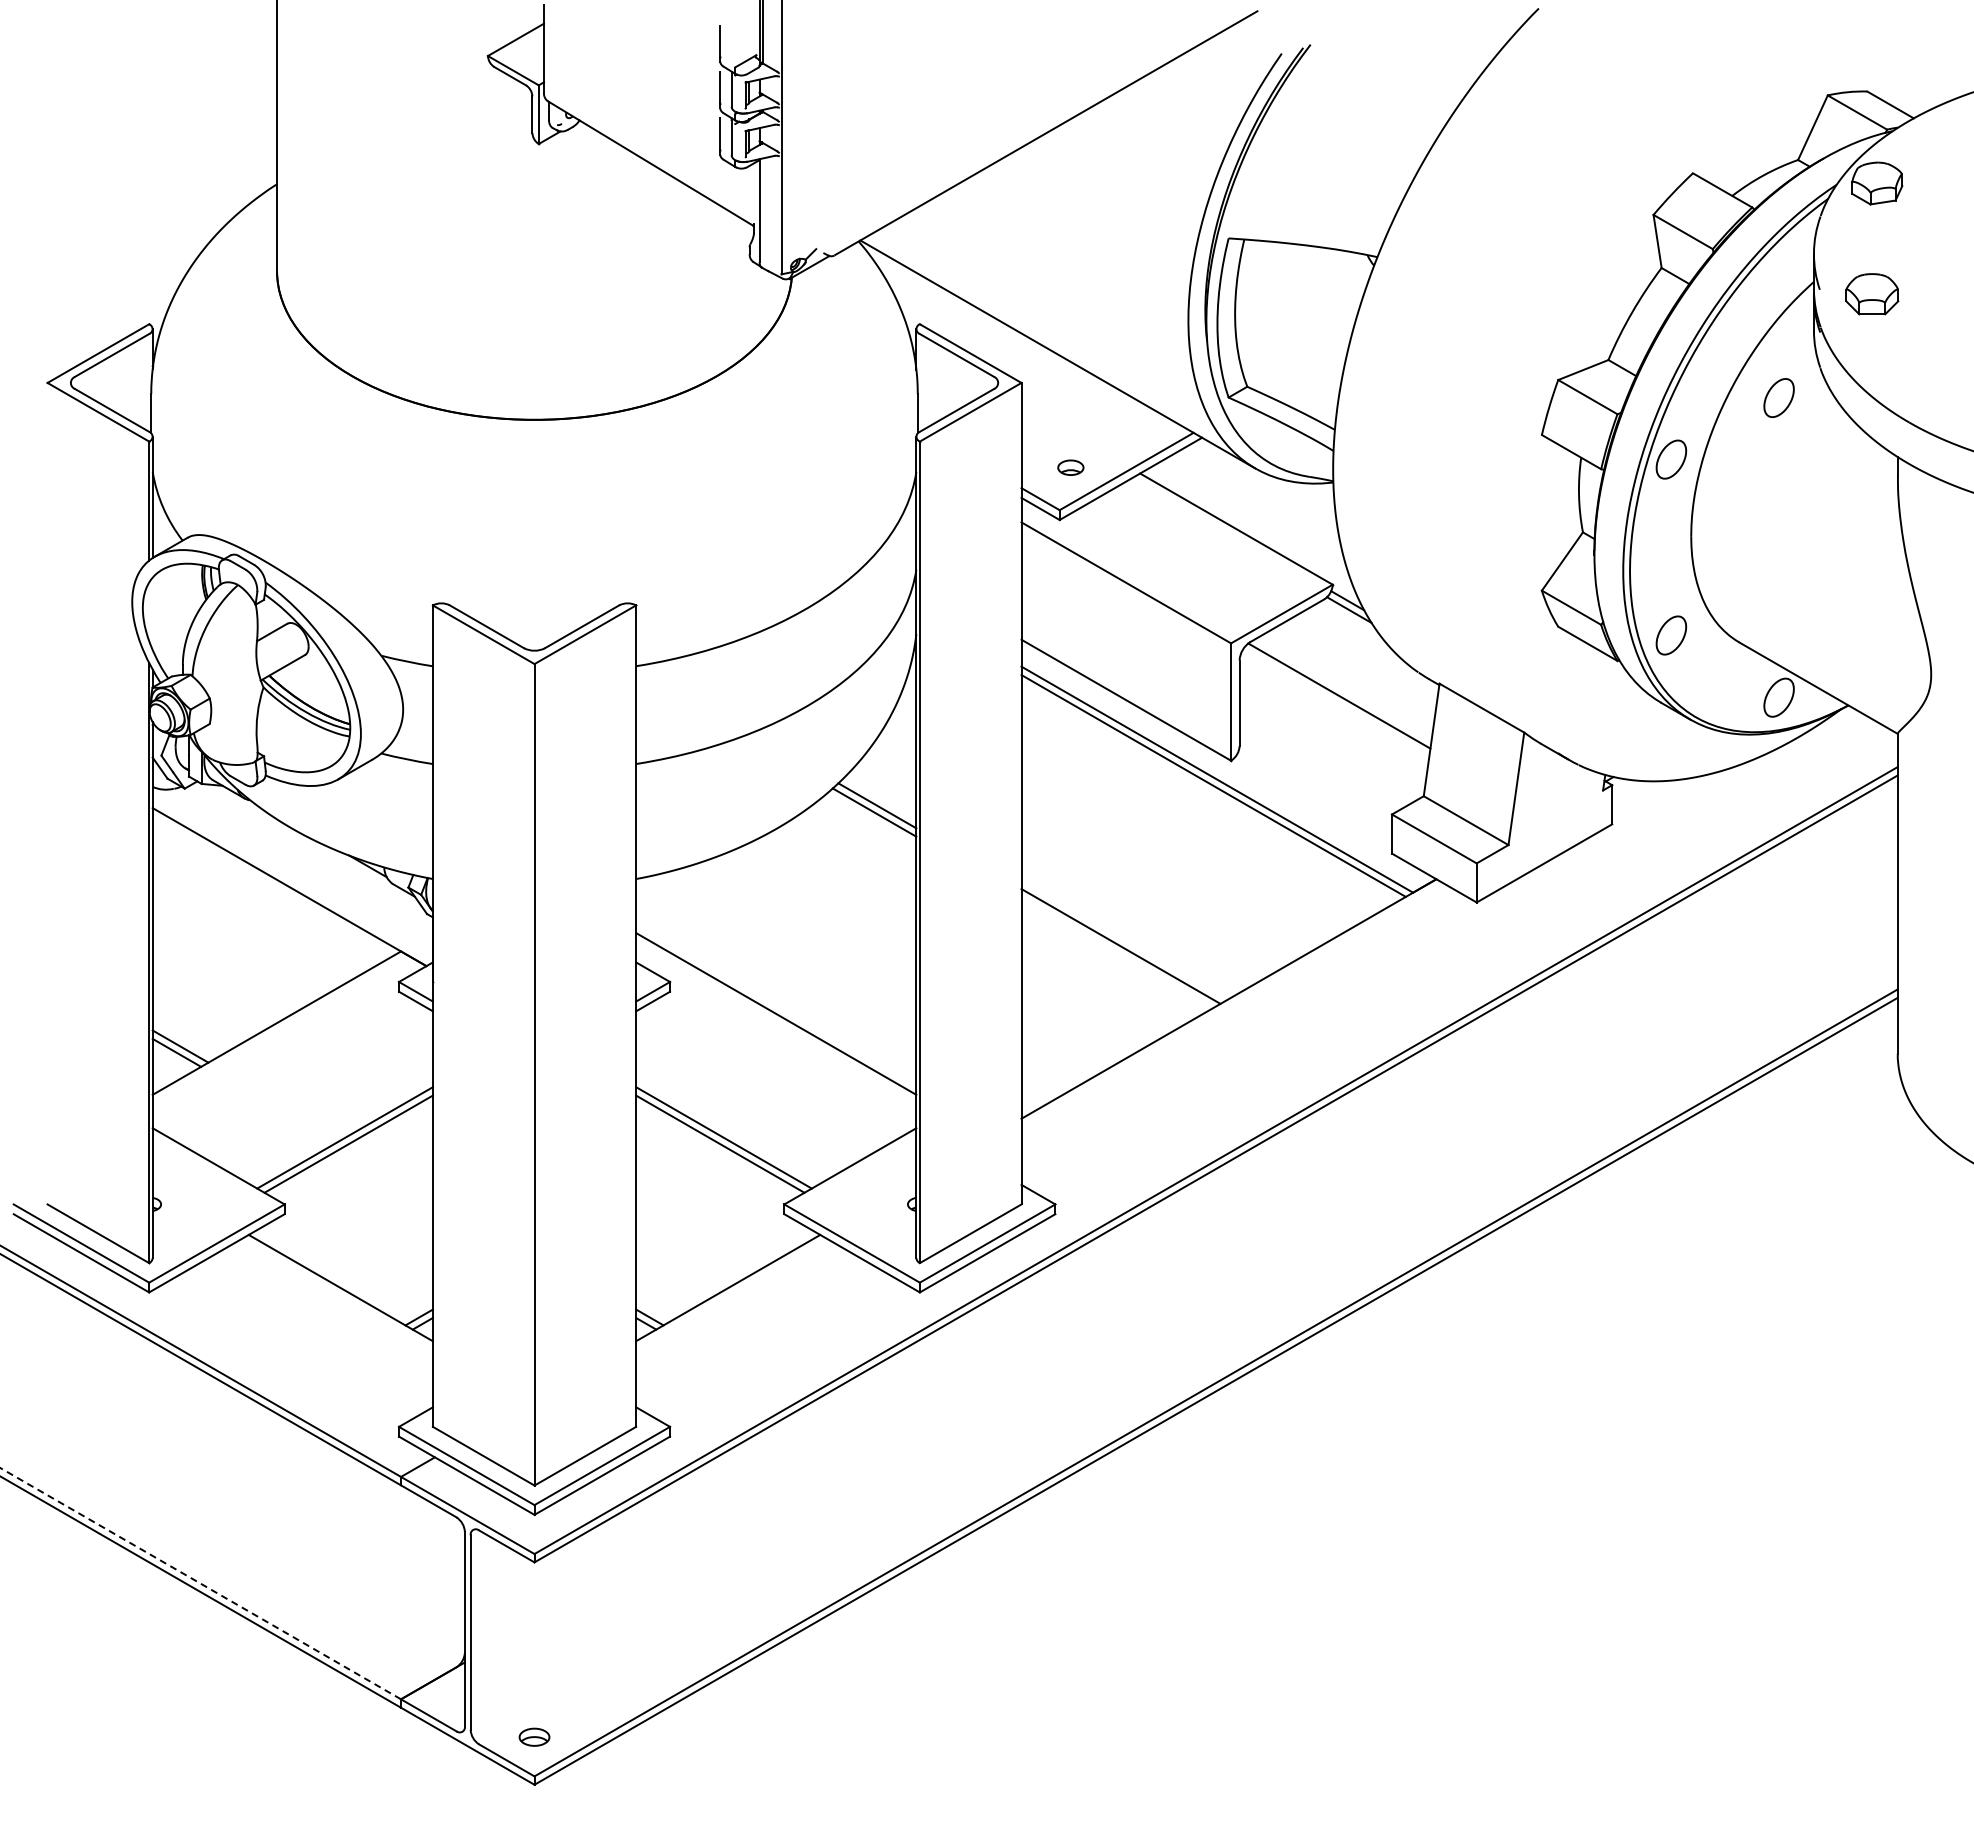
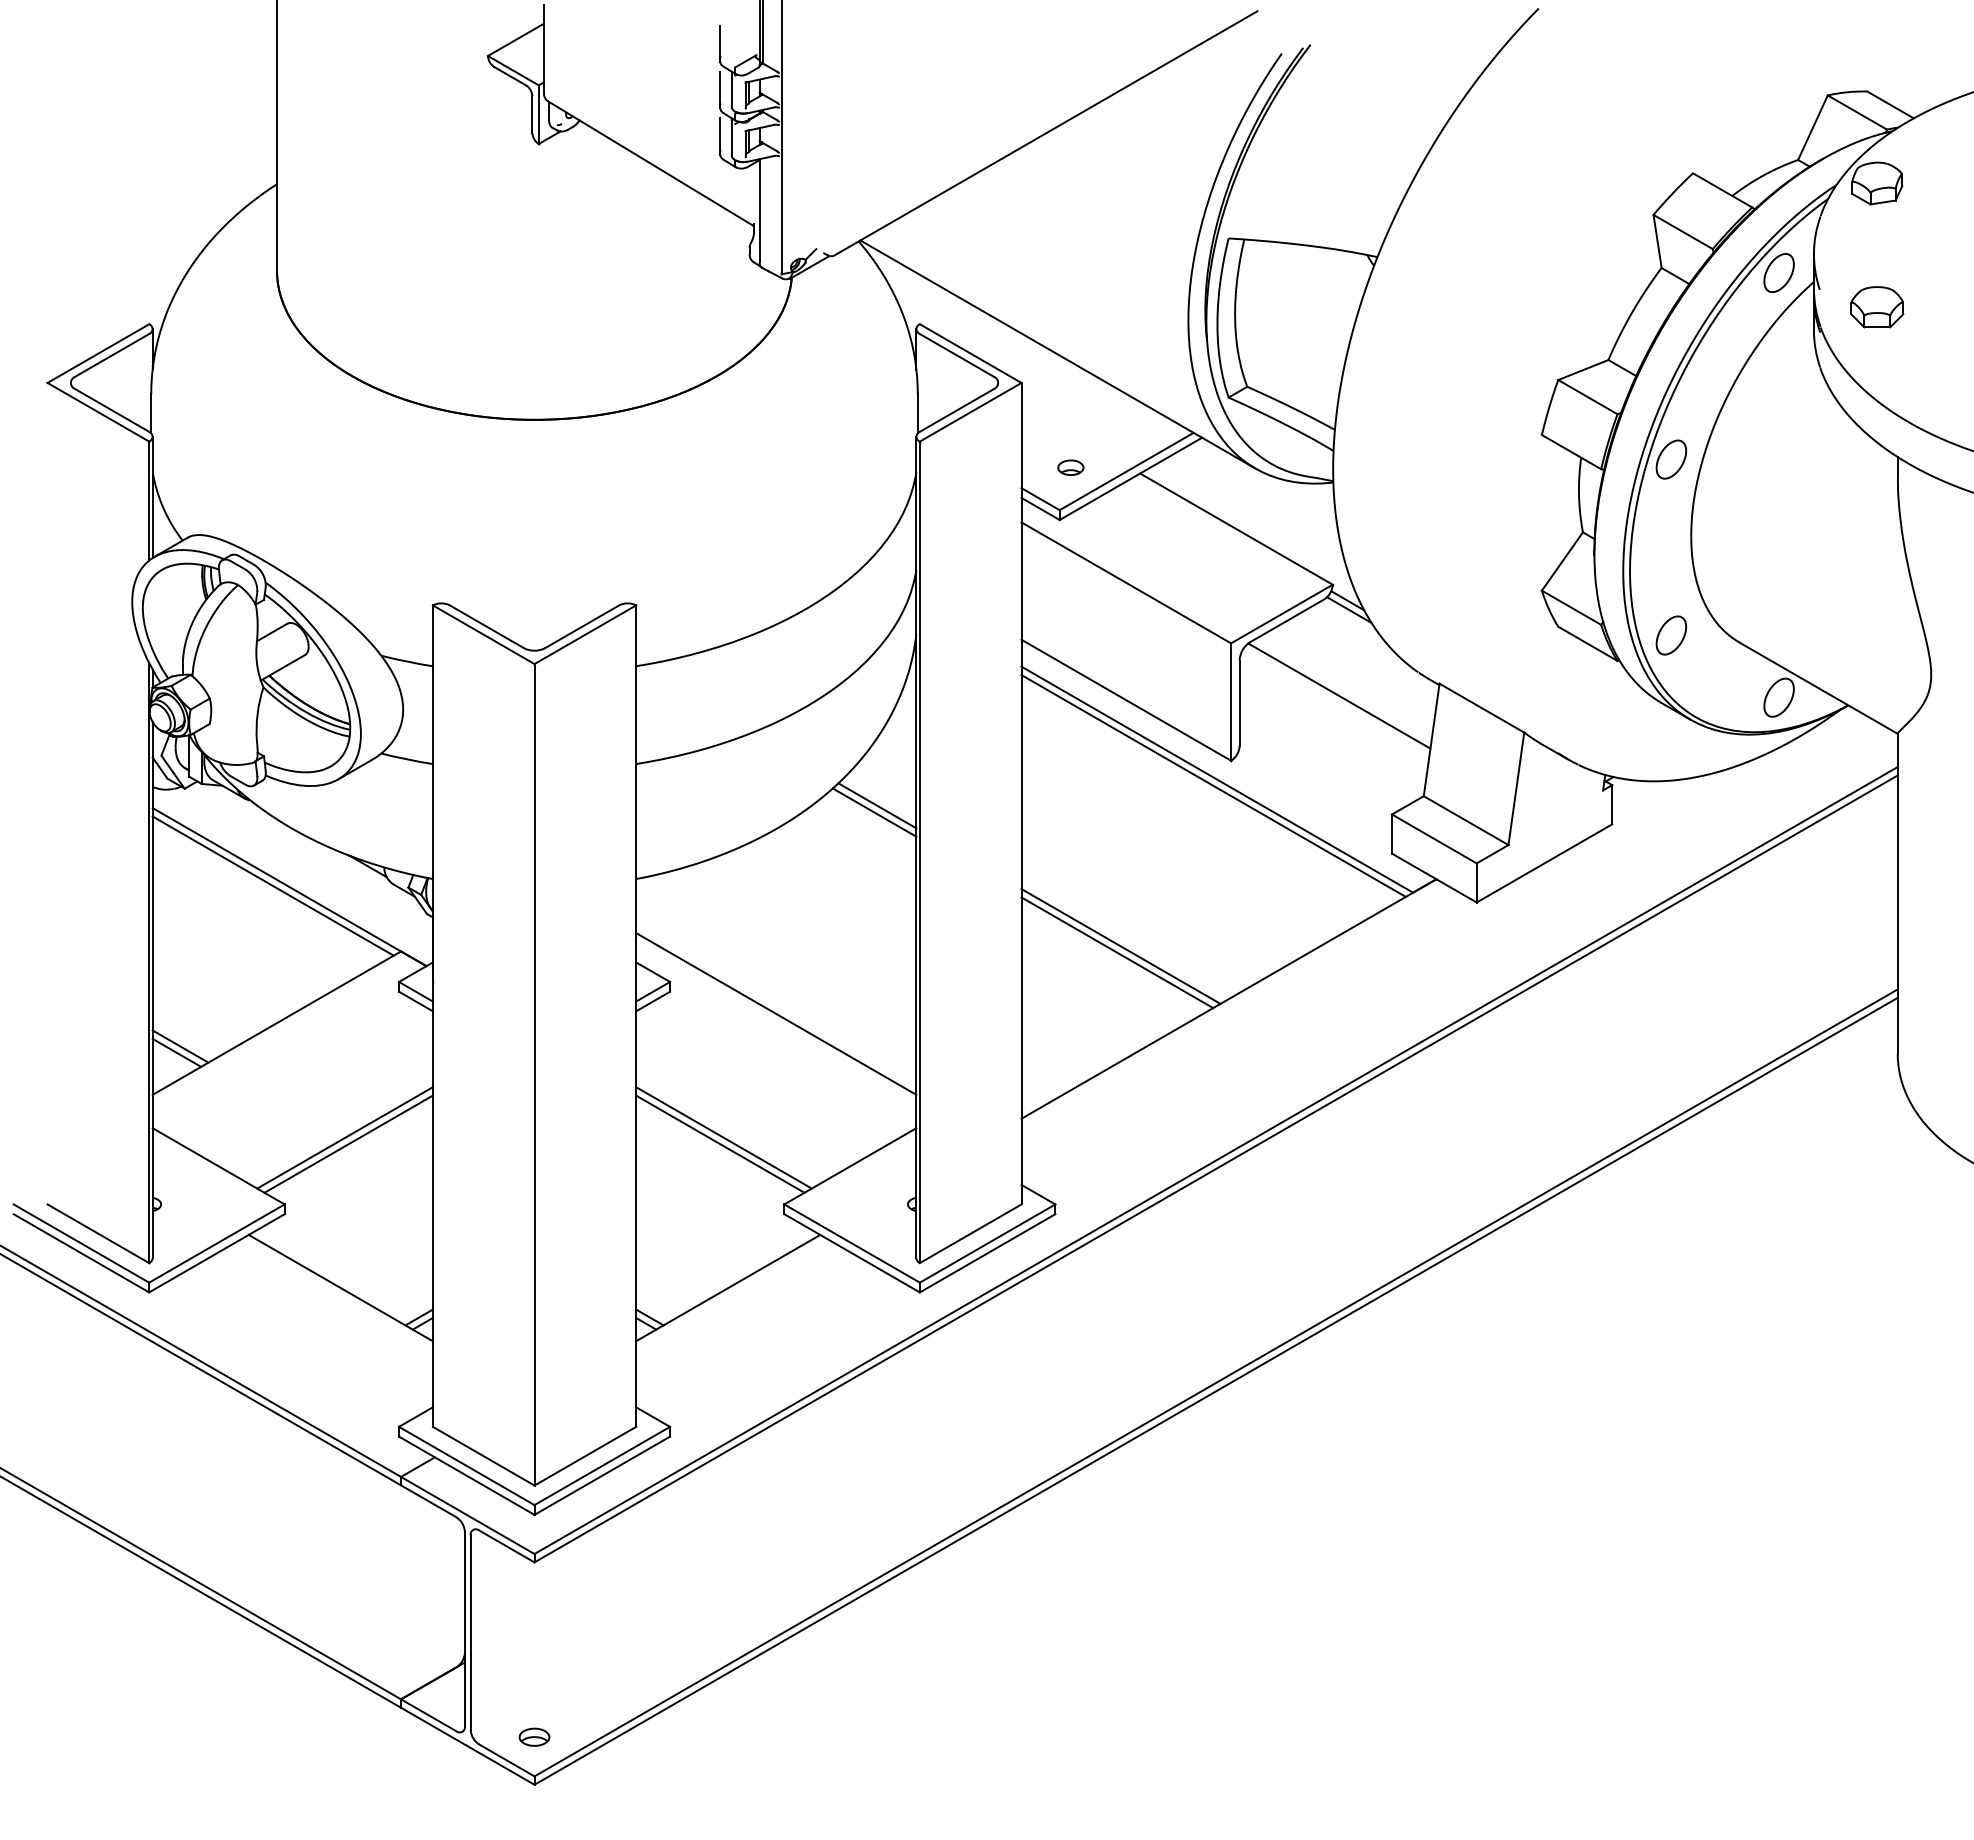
part position: (1872, 294) -> (1877, 307) (1877, 307)
part position: (1778, 397) -> (1778, 272) (1778, 272)
line: none -> present (272, 885)
line: none -> present (1117, 952)
line: dashed -> solid (200, 1583)
